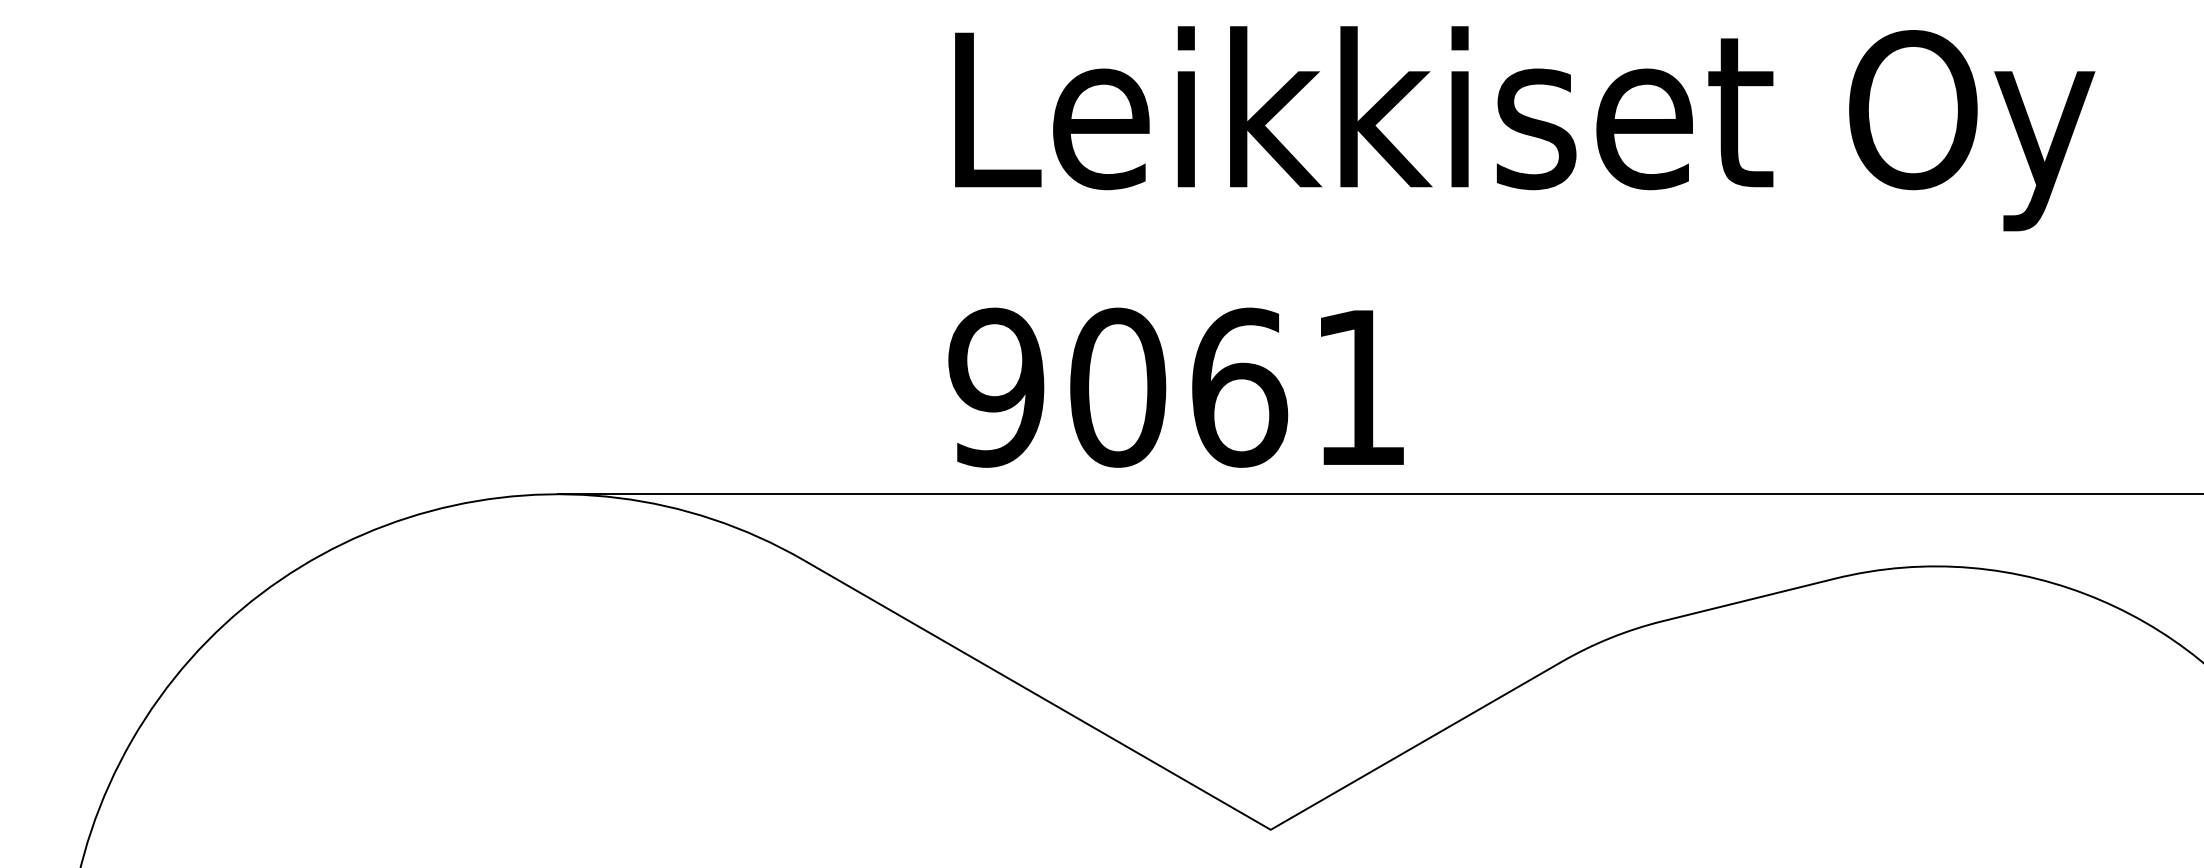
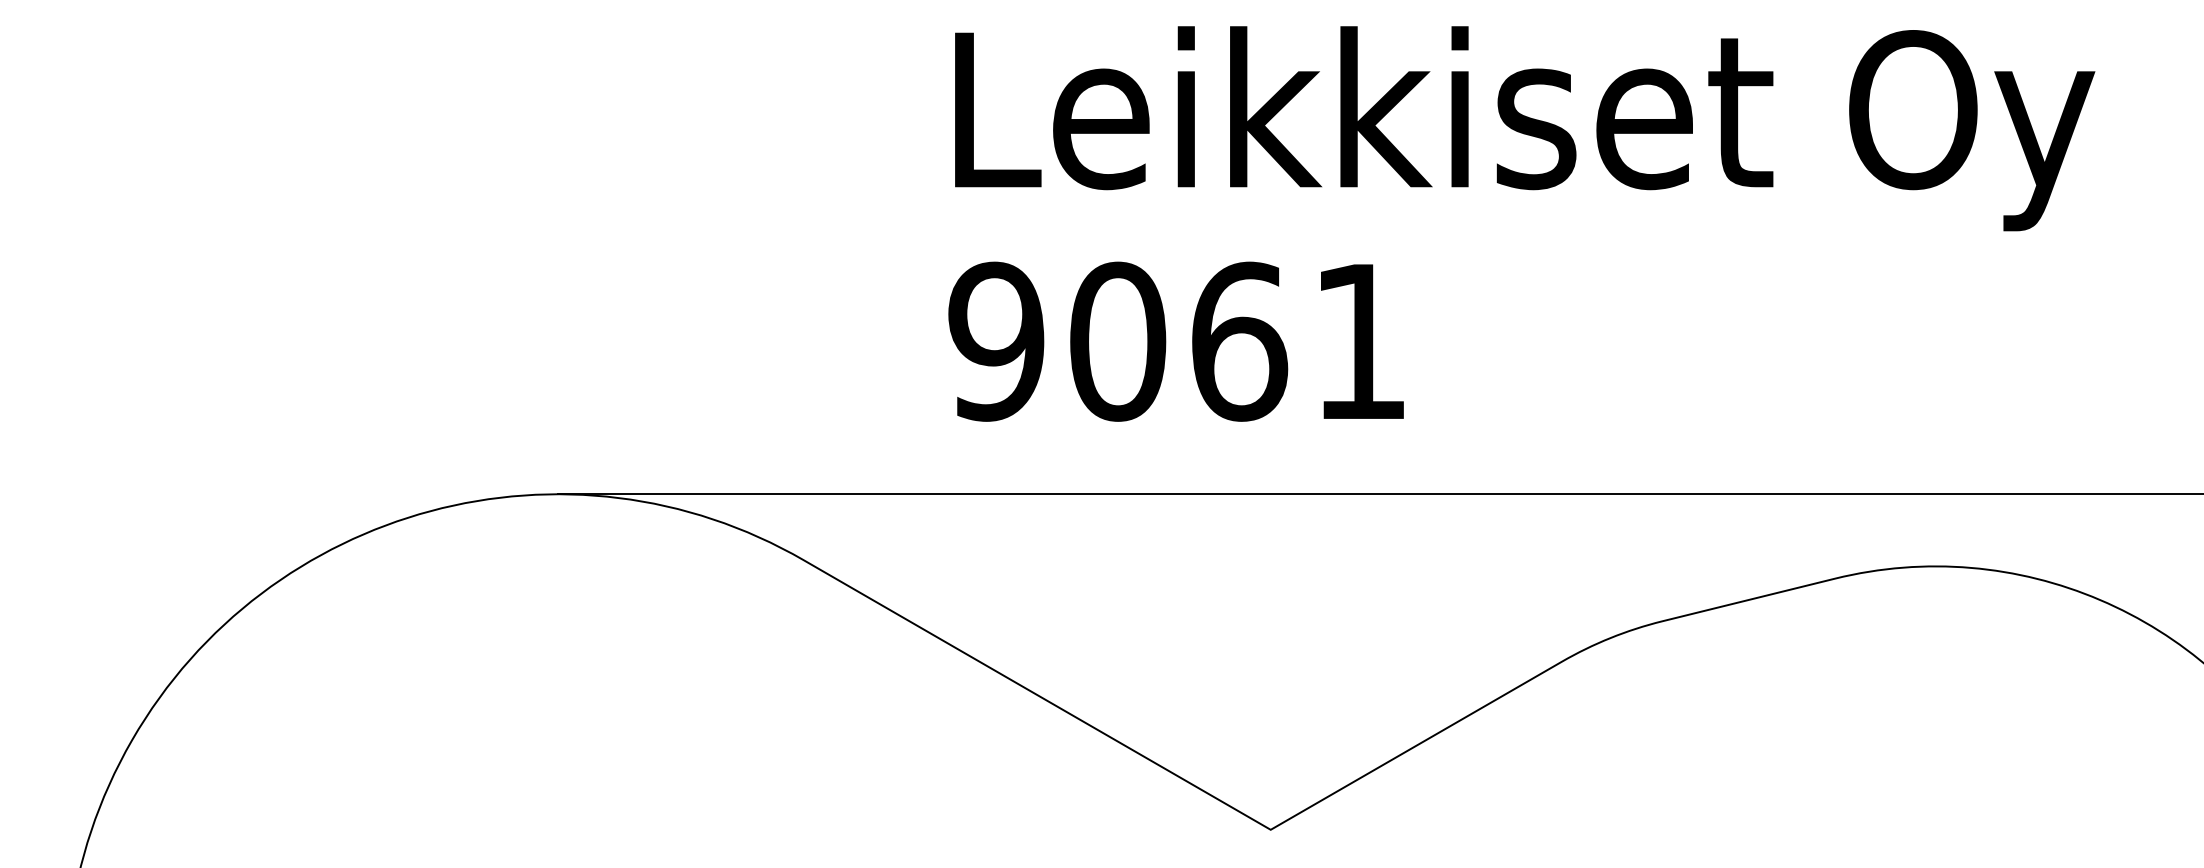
text position: (1175, 387) -> (1175, 341) (1175, 341)
